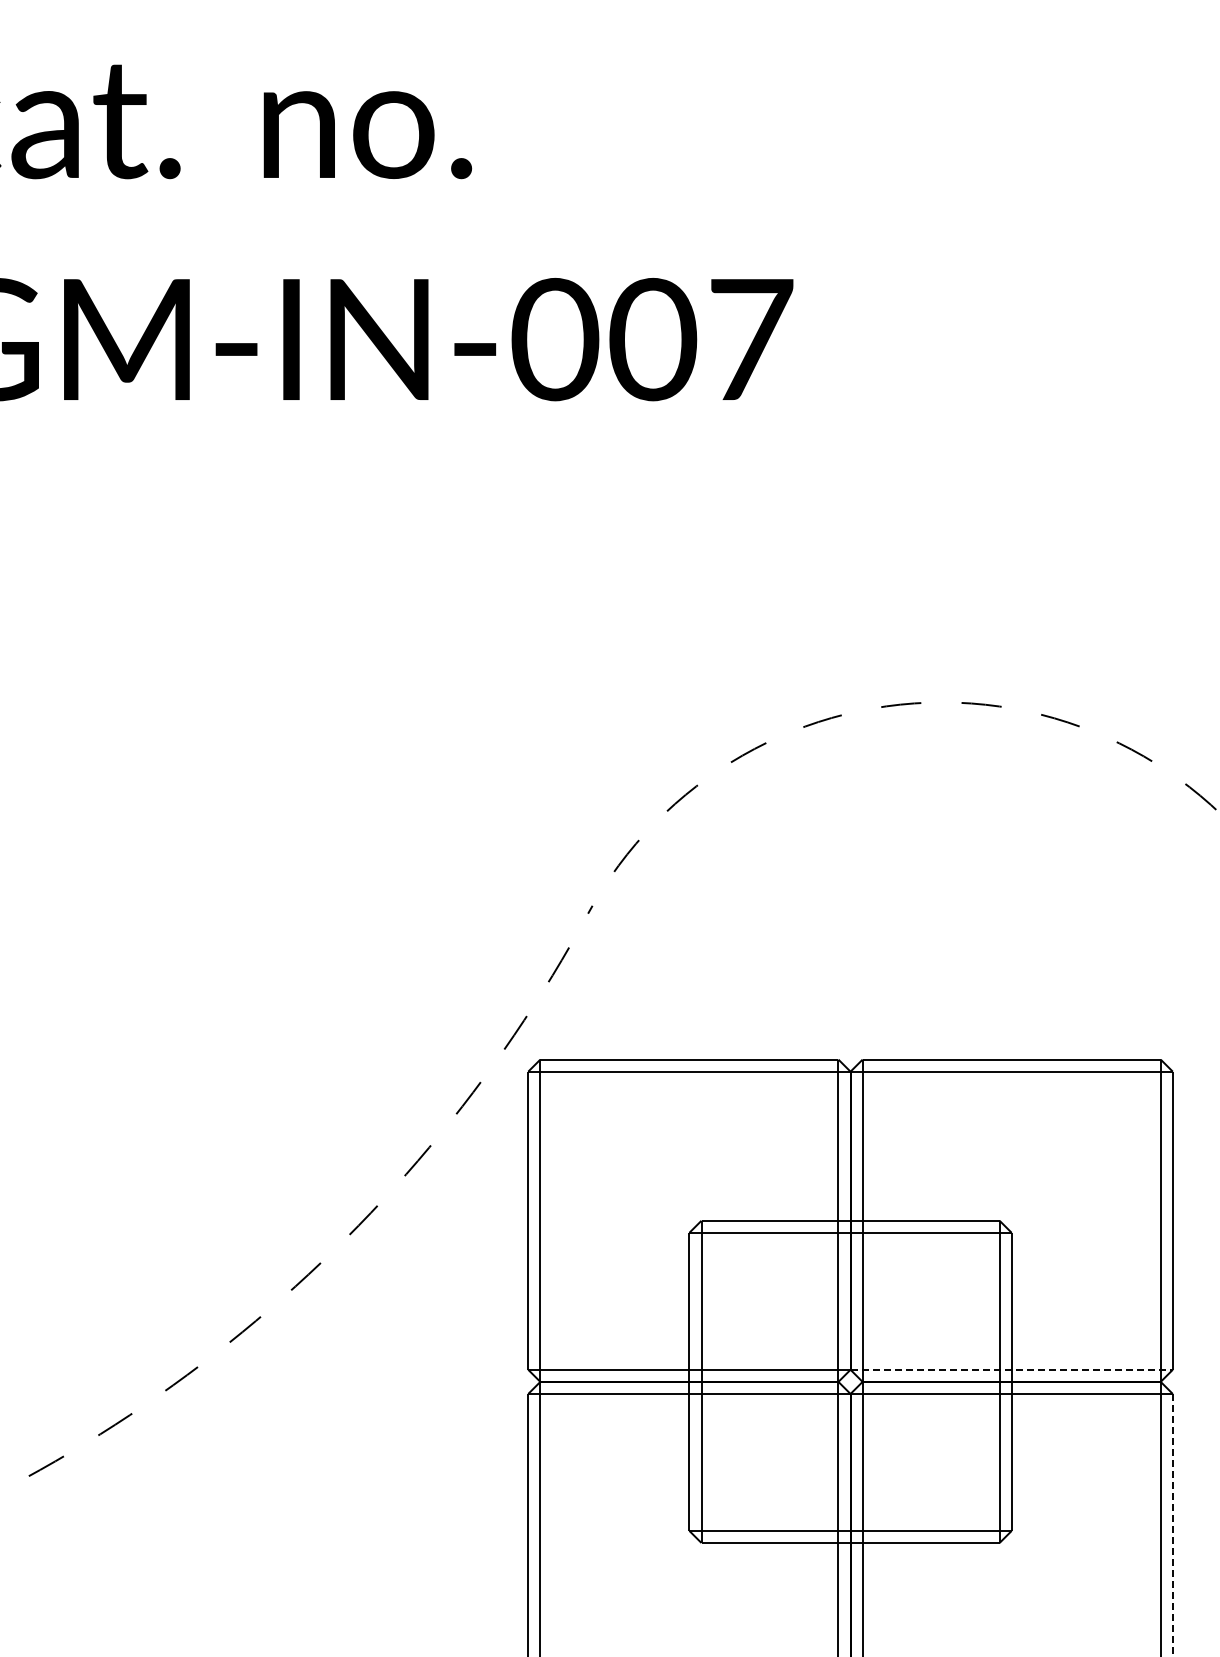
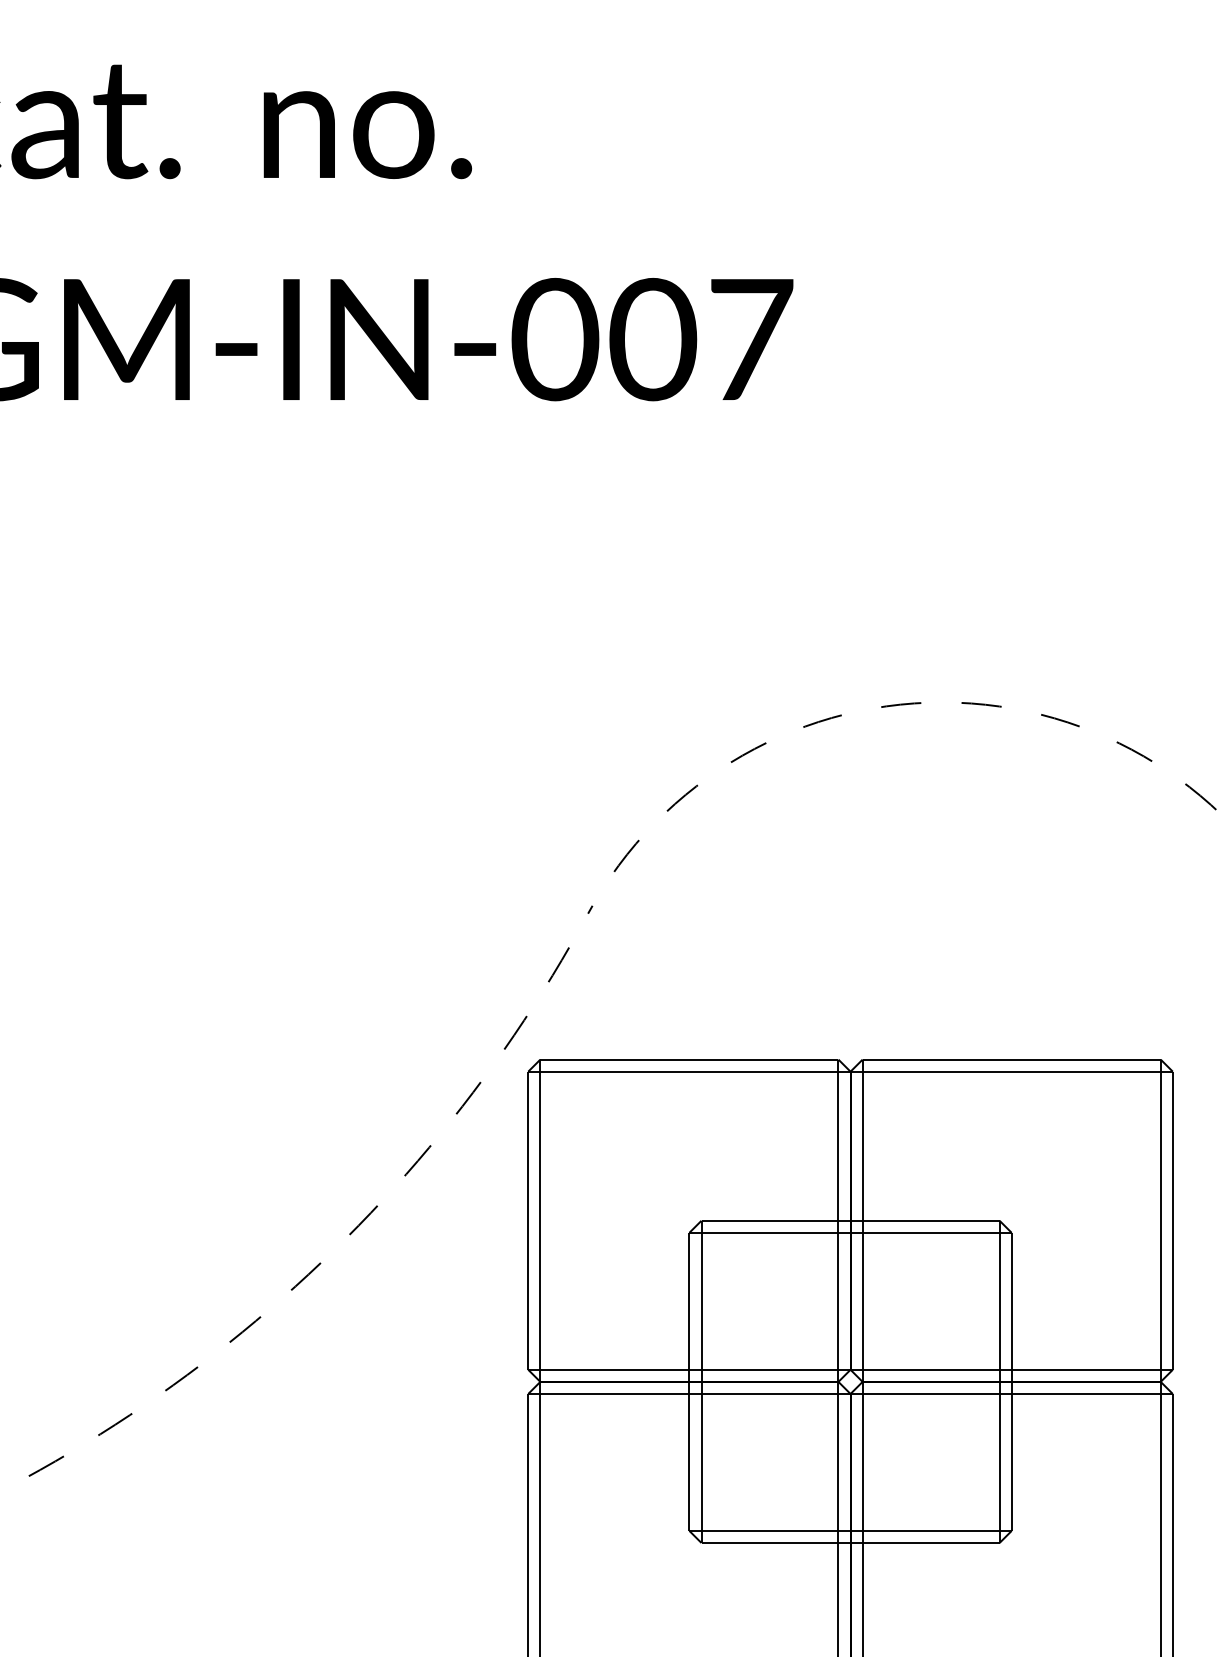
line: dashed -> solid (1012, 1369)
line: dashed -> solid (1172, 1525)
